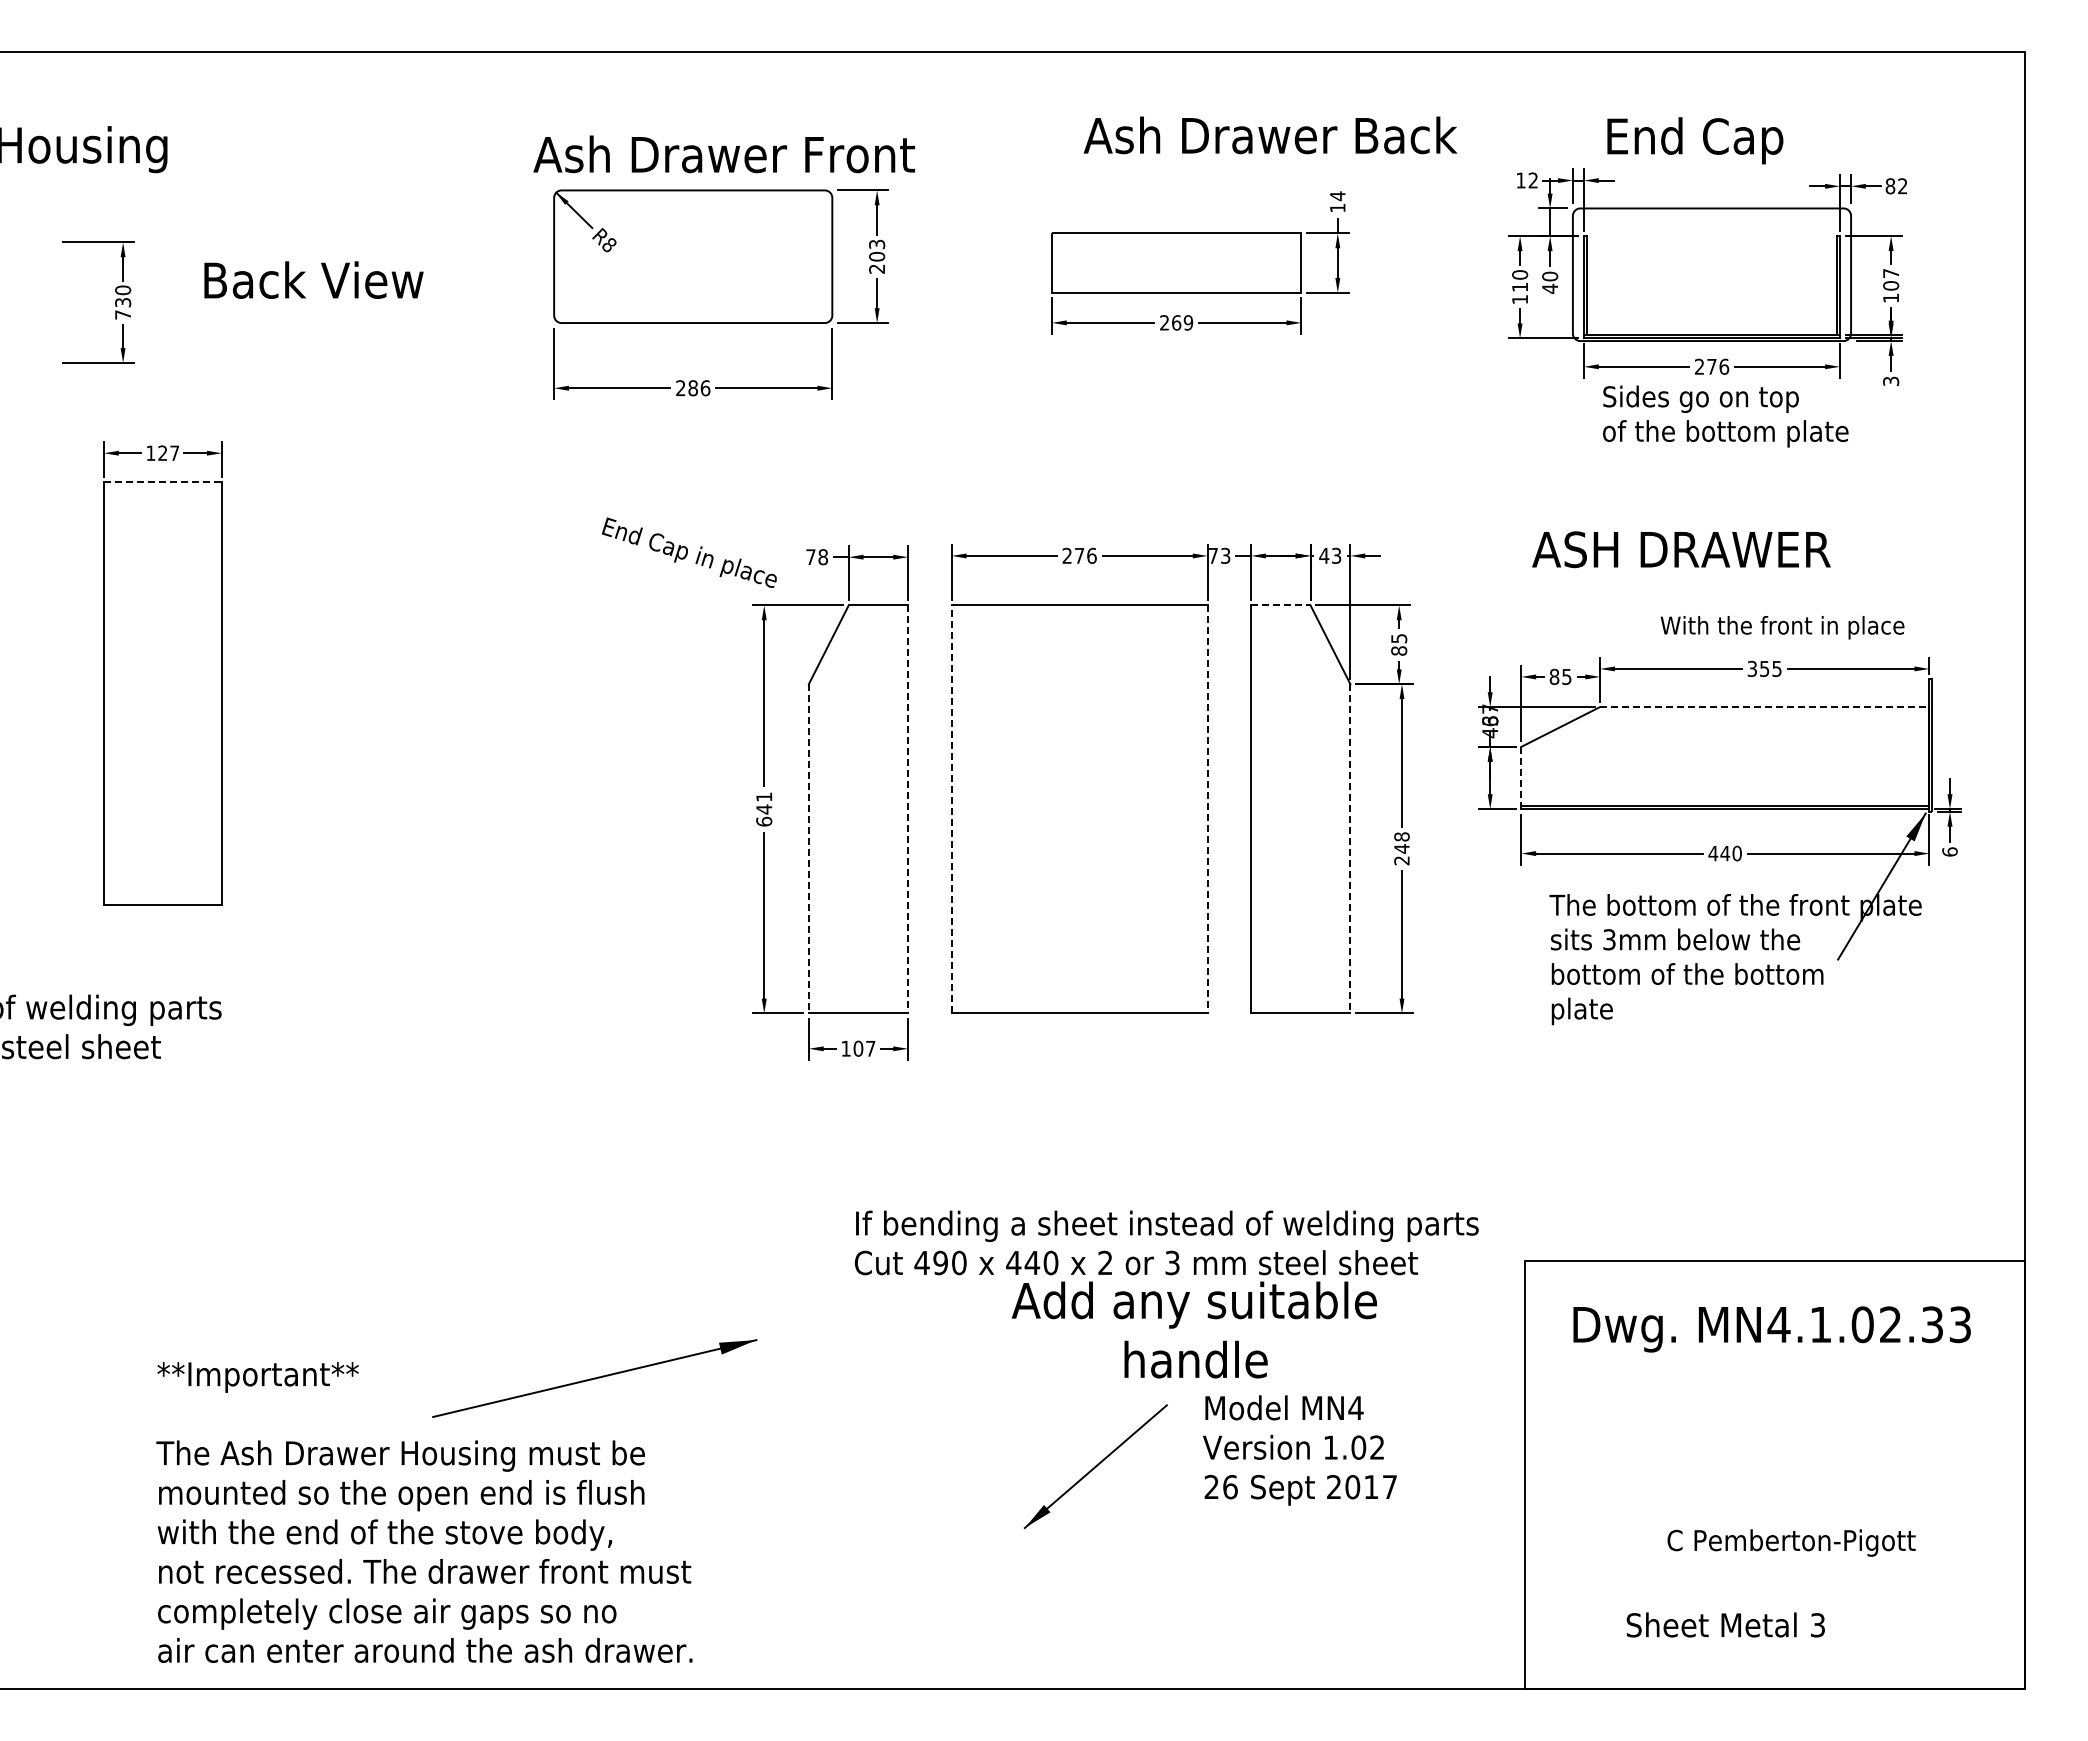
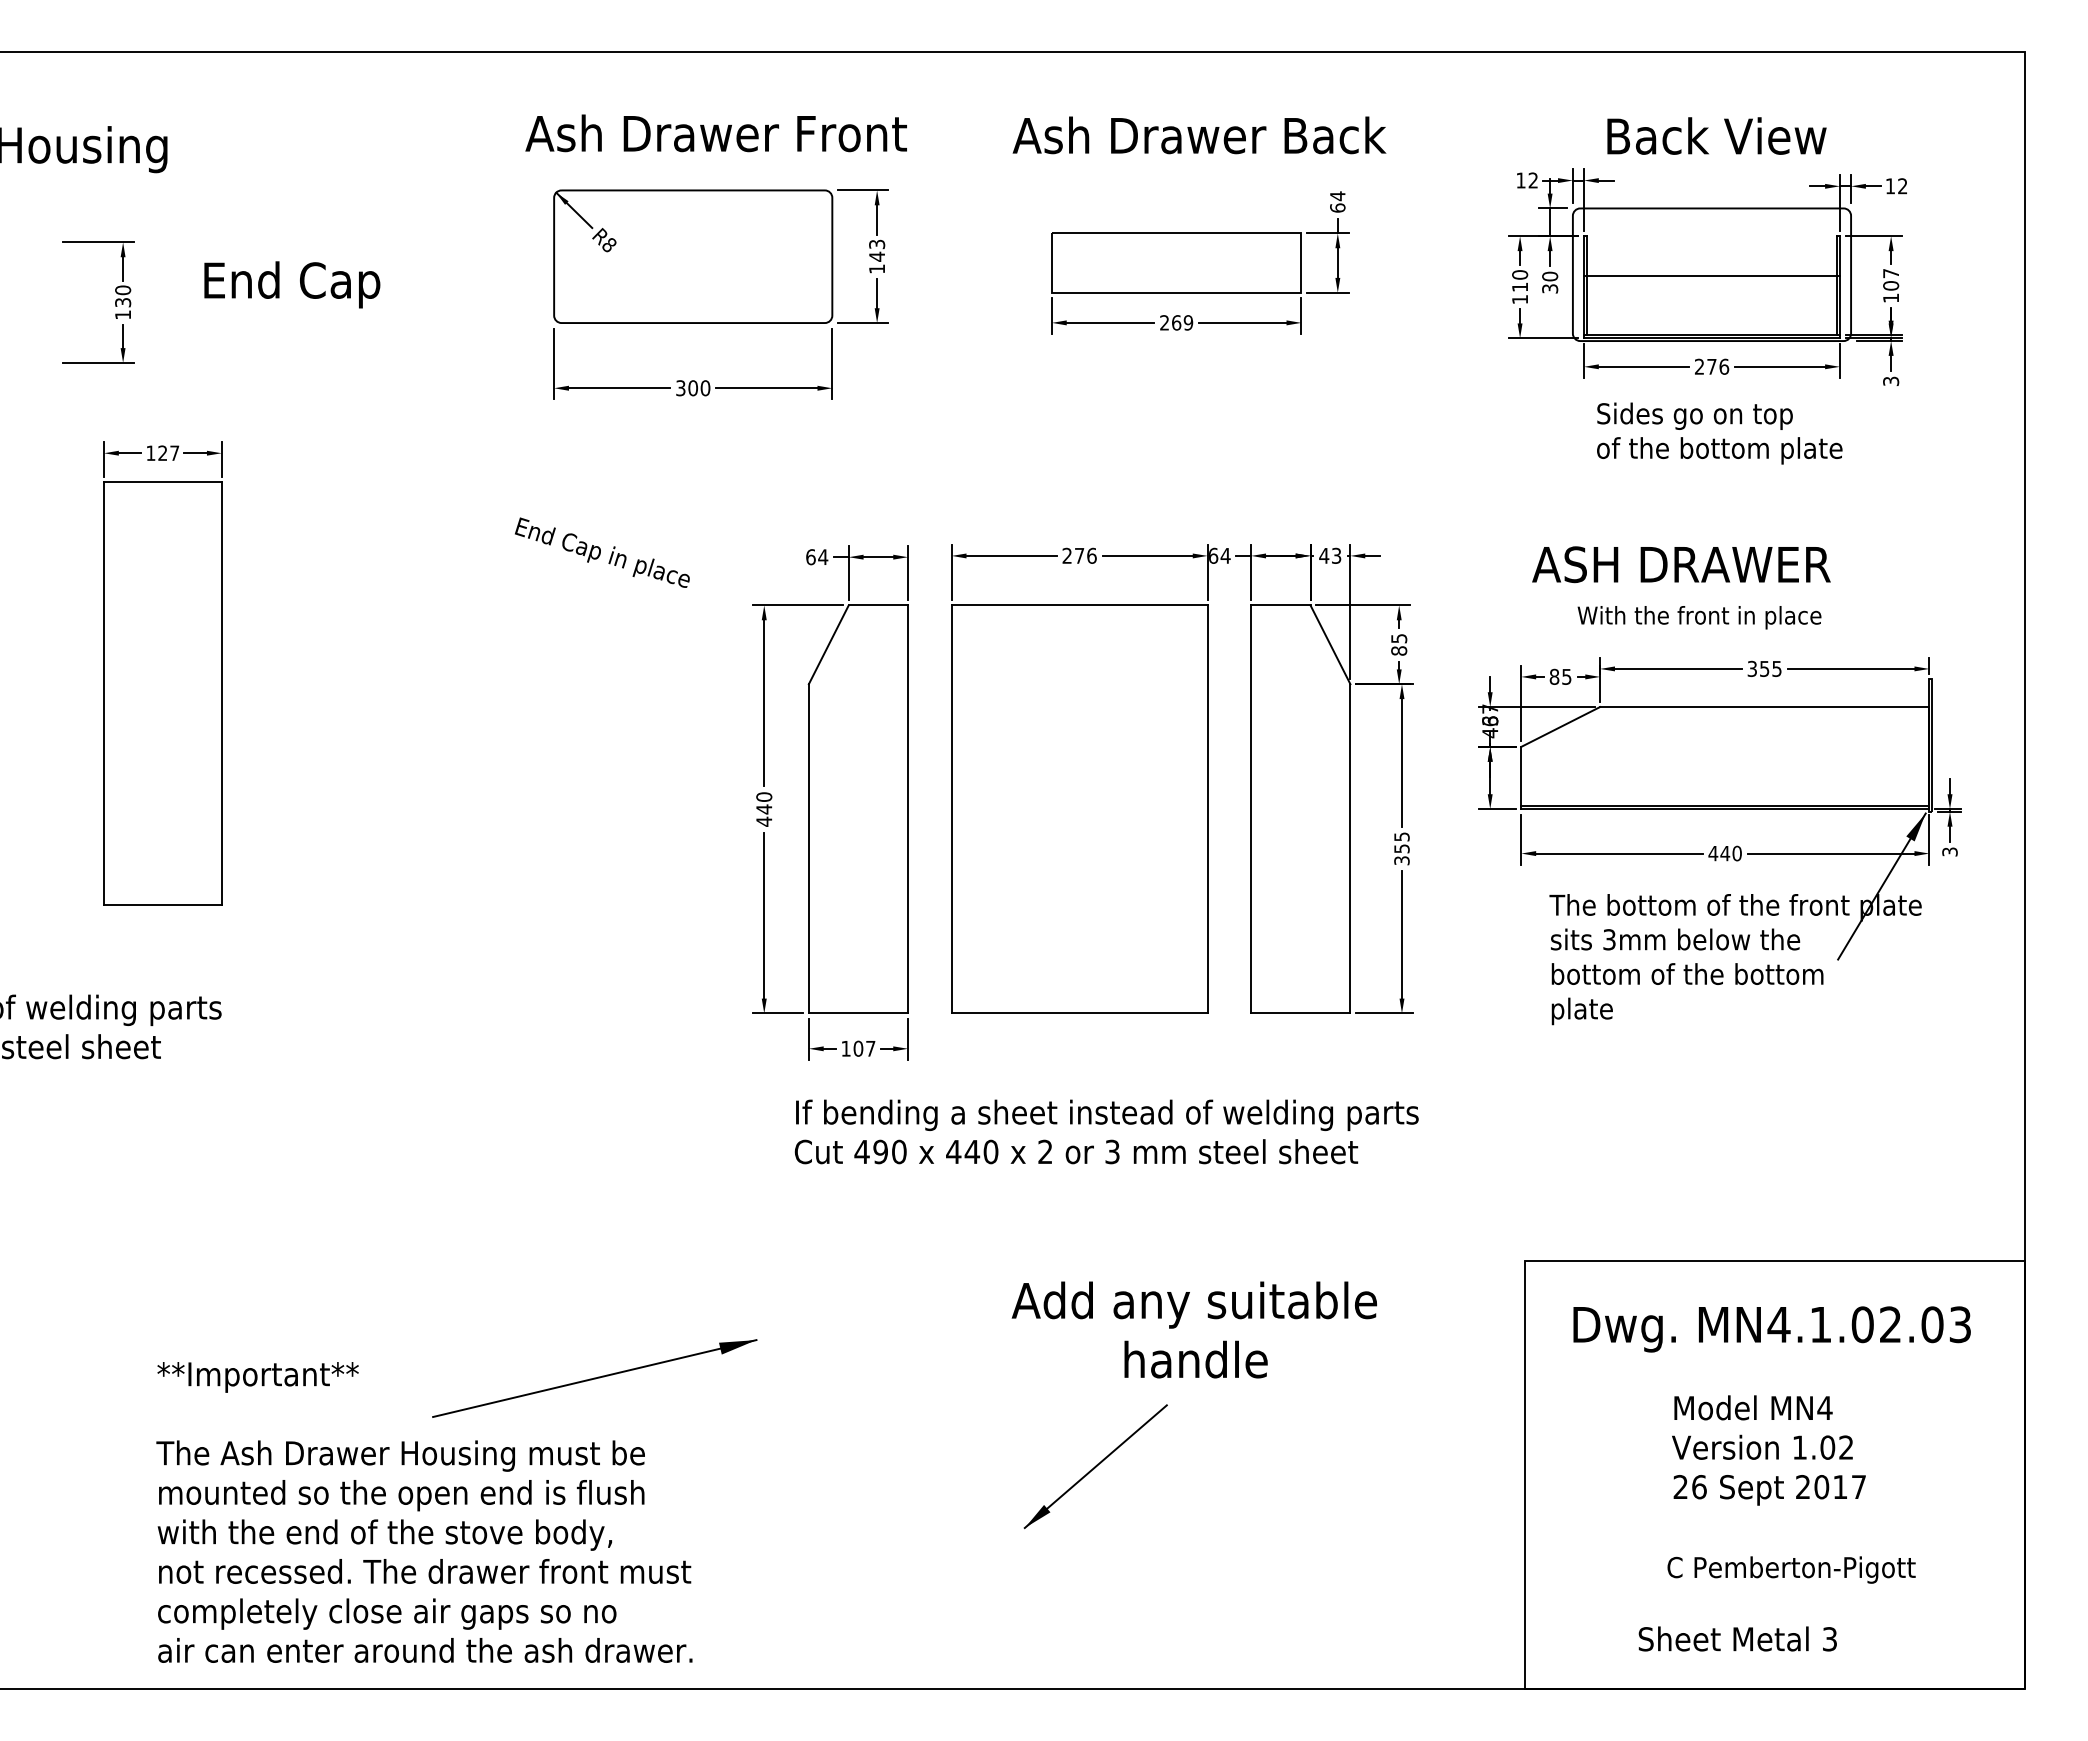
text position: (1270, 135) -> (1199, 135) (1199, 135)
text: End Cap -> Back View (1719, 140)
text position: (723, 154) -> (715, 133) (715, 133)
text: 82 -> 12 (1890, 186)
text: 14 -> 64 (1337, 207)
text: 203 -> 143 (877, 262)
line: none -> present (1712, 276)
text: Back View -> End Cap (320, 284)
text: 40 -> 30 (1550, 288)
text: 730 -> 130 (122, 314)
text: 286 -> 300 (693, 388)
text position: (1725, 416) -> (1719, 433) (1719, 433)
line: dashed -> solid (162, 482)
text position: (1681, 549) -> (1681, 564) (1681, 564)
text position: (689, 552) -> (602, 552) (602, 552)
text: 73 -> 64 (1219, 555)
text: 78 -> 64 (817, 557)
line: dashed -> solid (1280, 605)
text position: (1782, 627) -> (1699, 617) (1699, 617)
line: dashed -> solid (1764, 707)
line: dashed -> solid (1521, 777)
line: dashed -> solid (951, 808)
text: 641 -> 440 (764, 809)
line: dashed -> solid (908, 809)
line: dashed -> solid (1207, 809)
line: dashed -> solid (808, 848)
line: dashed -> solid (1350, 848)
text: 248 -> 355 (1401, 848)
text: 6 -> 3 (1949, 851)
text position: (1166, 1242) -> (1106, 1131) (1106, 1131)
text: MN4.1.02.33 -> MN4.1.02.03 (1932, 1324)
text position: (1299, 1450) -> (1768, 1450) (1768, 1450)
text position: (1791, 1542) -> (1791, 1569) (1791, 1569)
text position: (1725, 1624) -> (1737, 1638) (1737, 1638)
